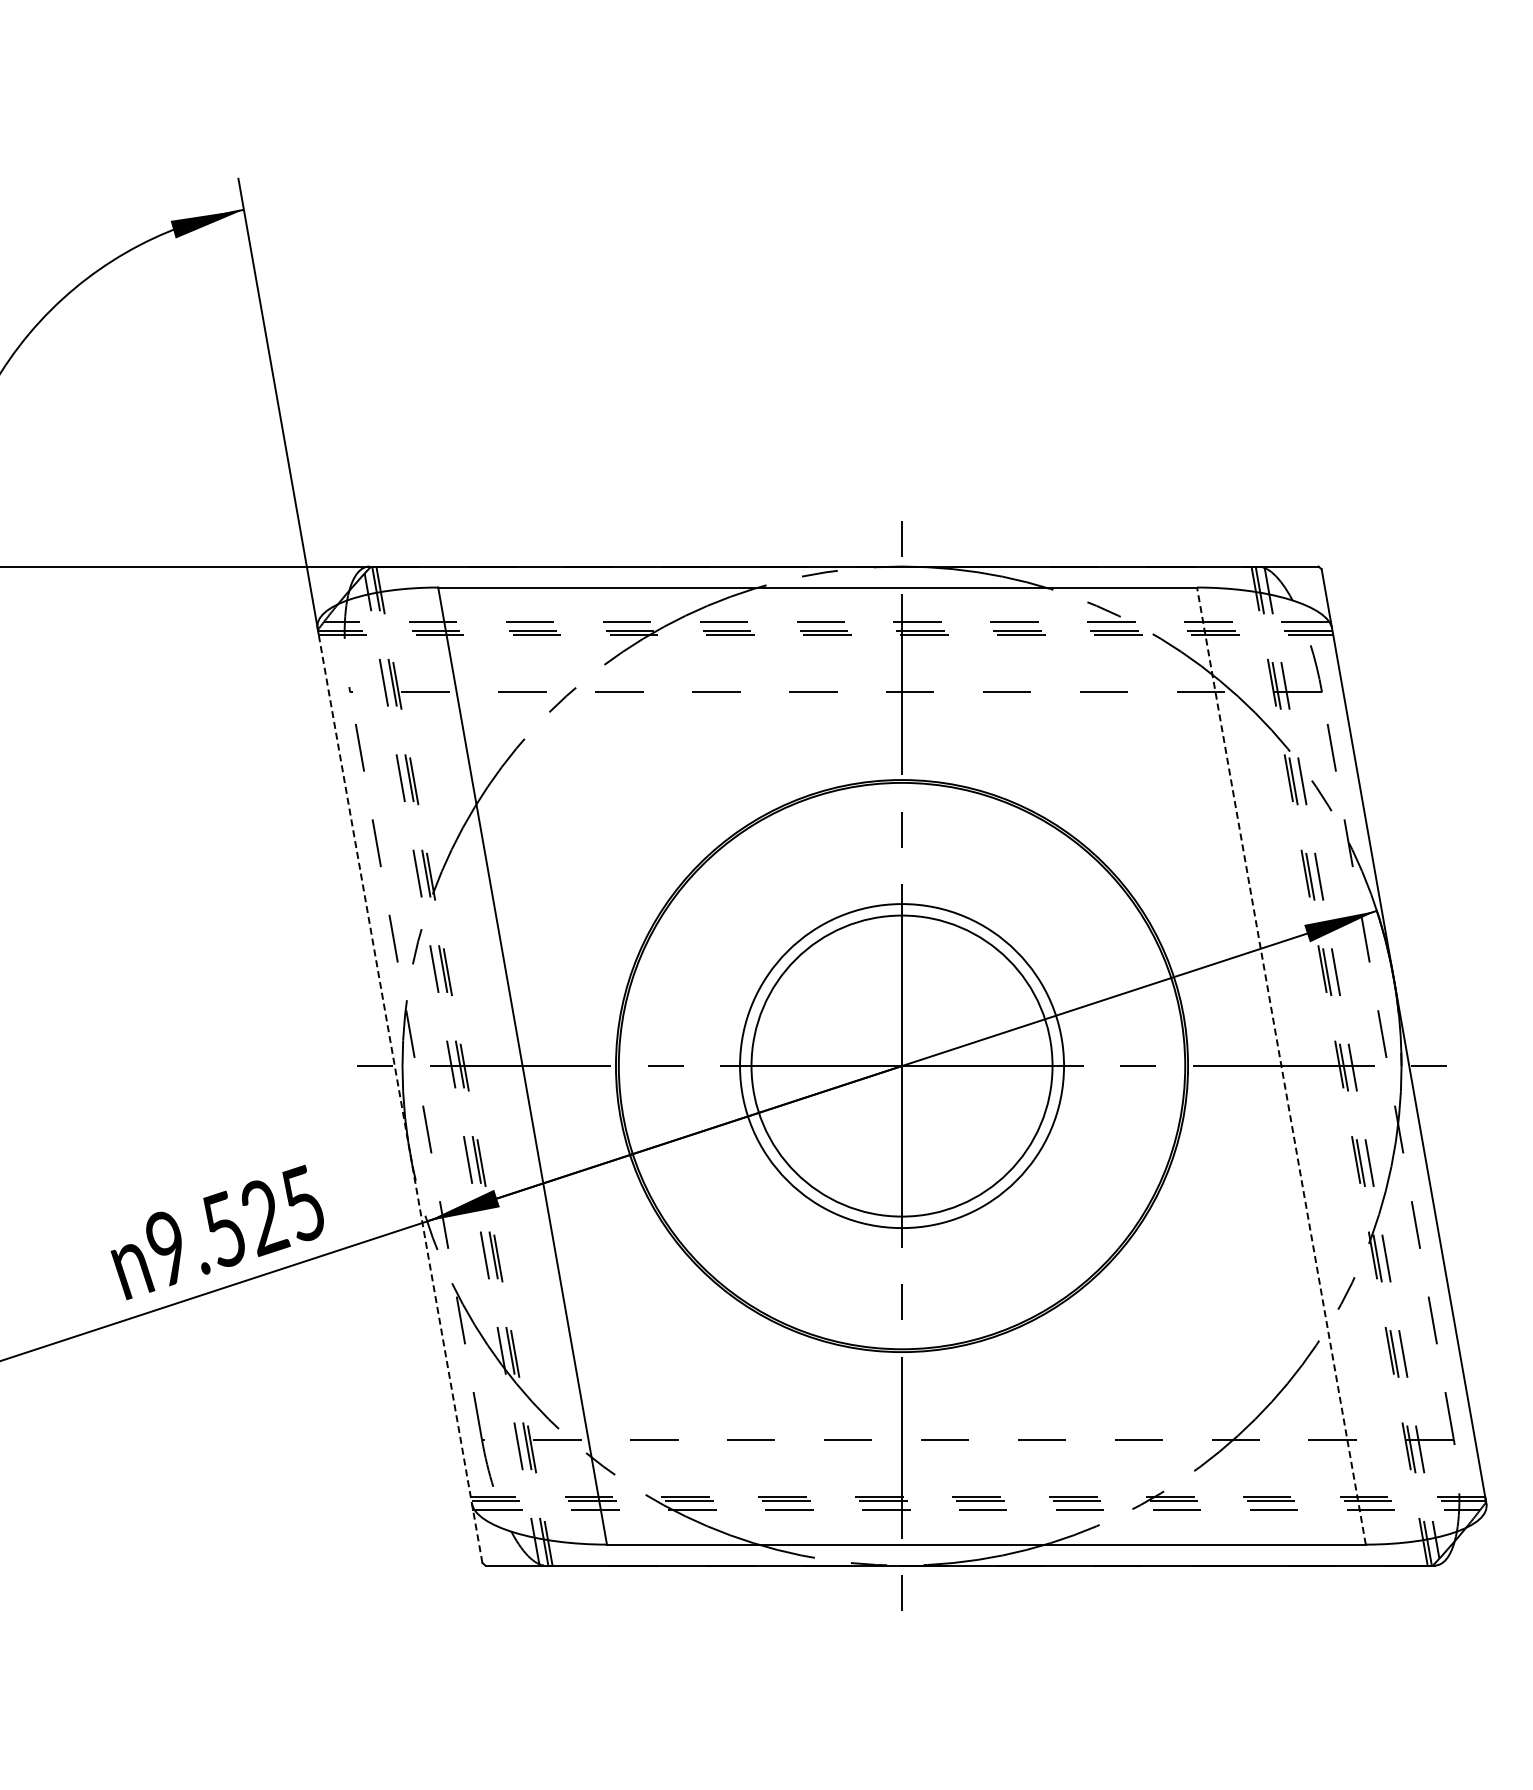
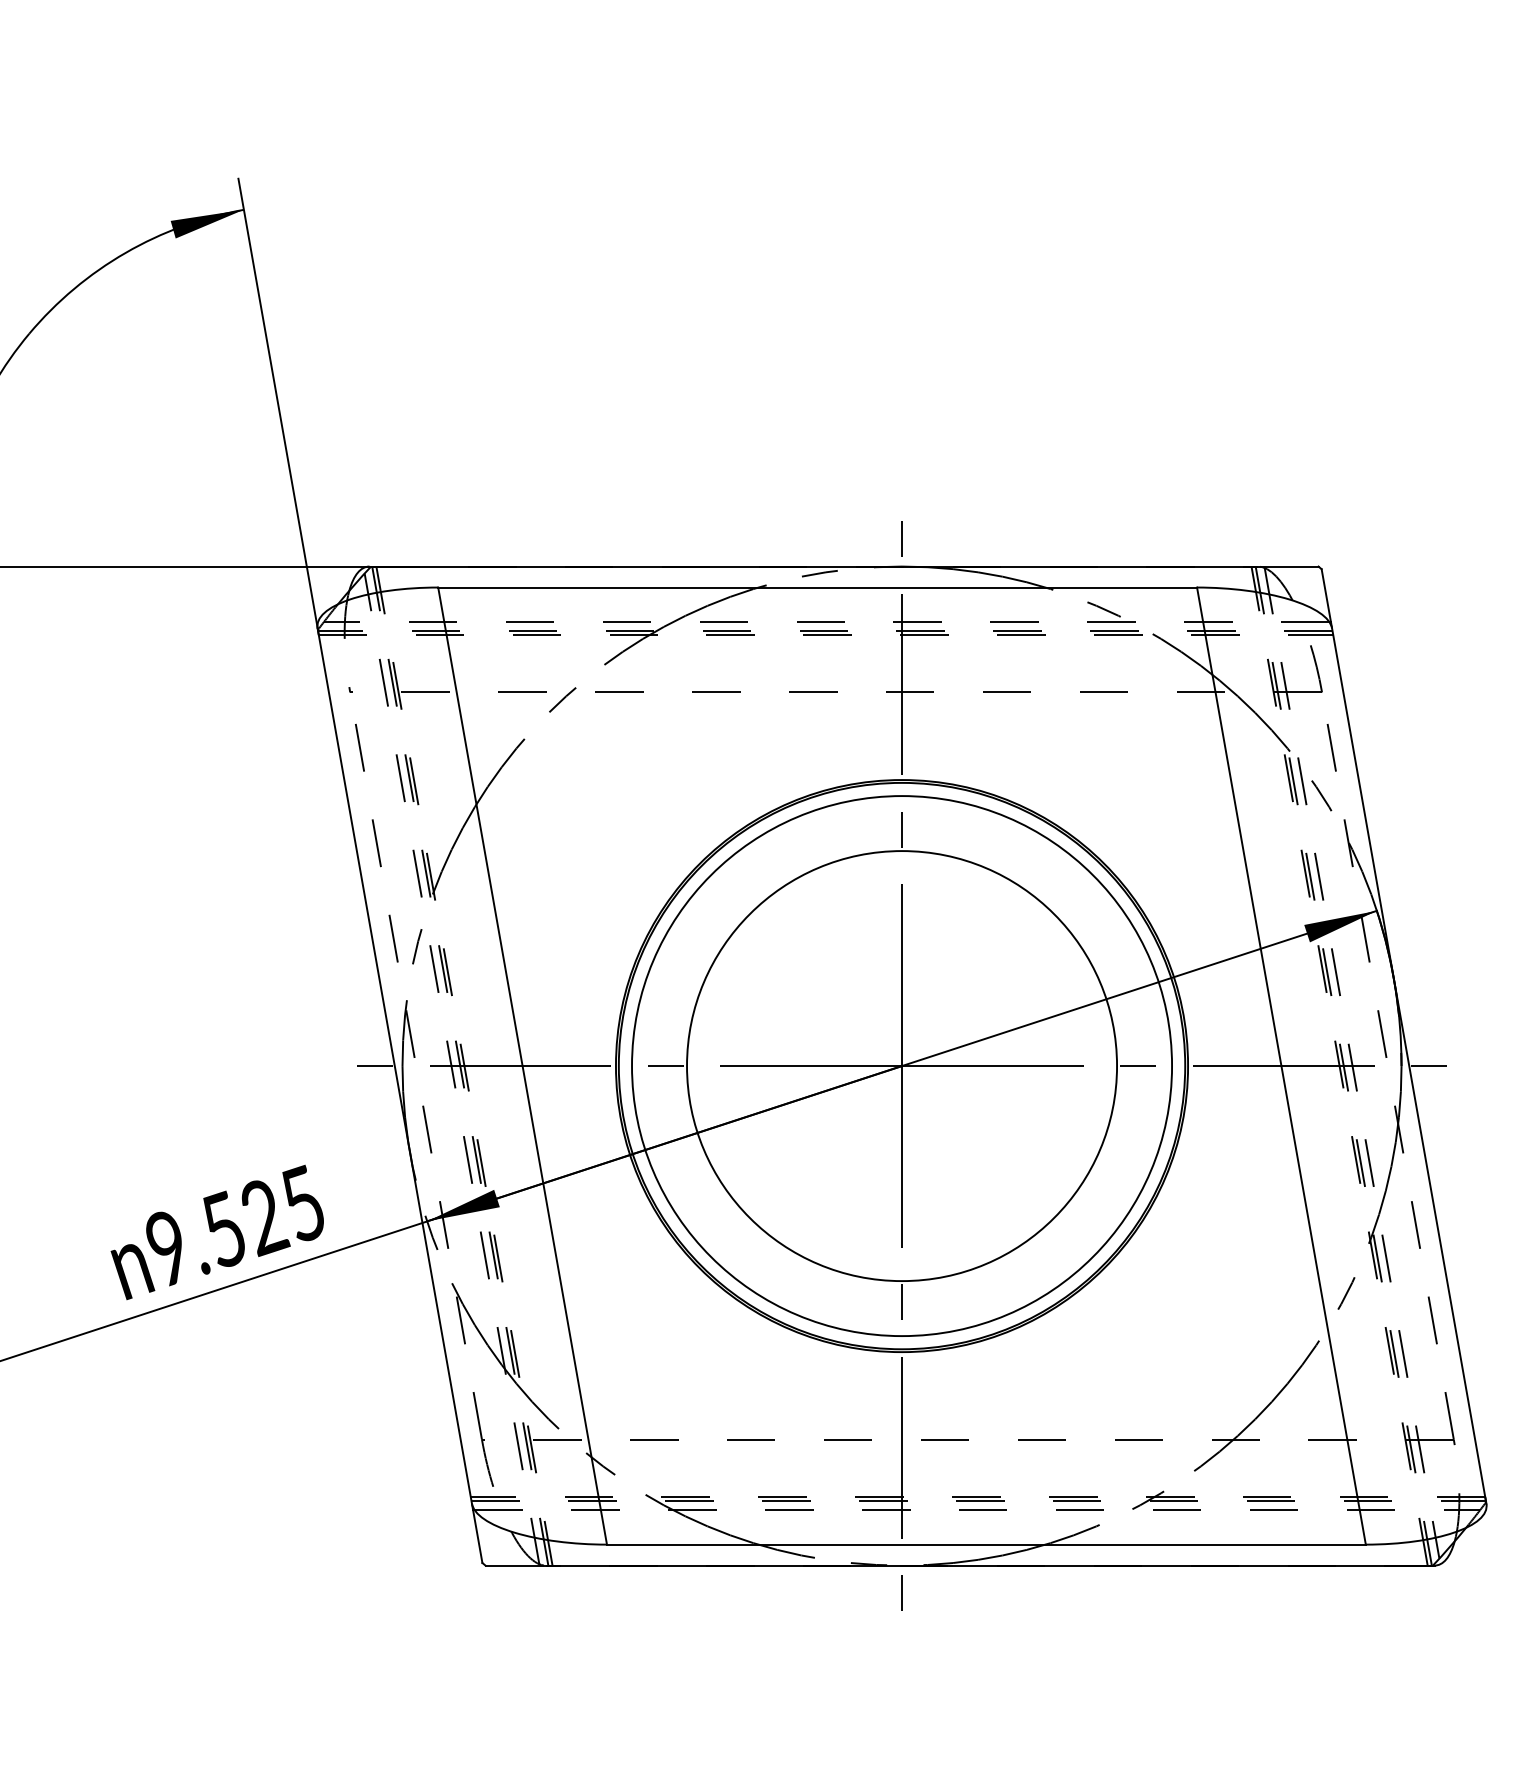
circle diameter: 301 px -> 430 px (902, 1066)
circle diameter: 324 px -> 540 px (902, 1066)
line: dashed -> solid (1281, 1066)
line: dashed -> solid (399, 1095)
